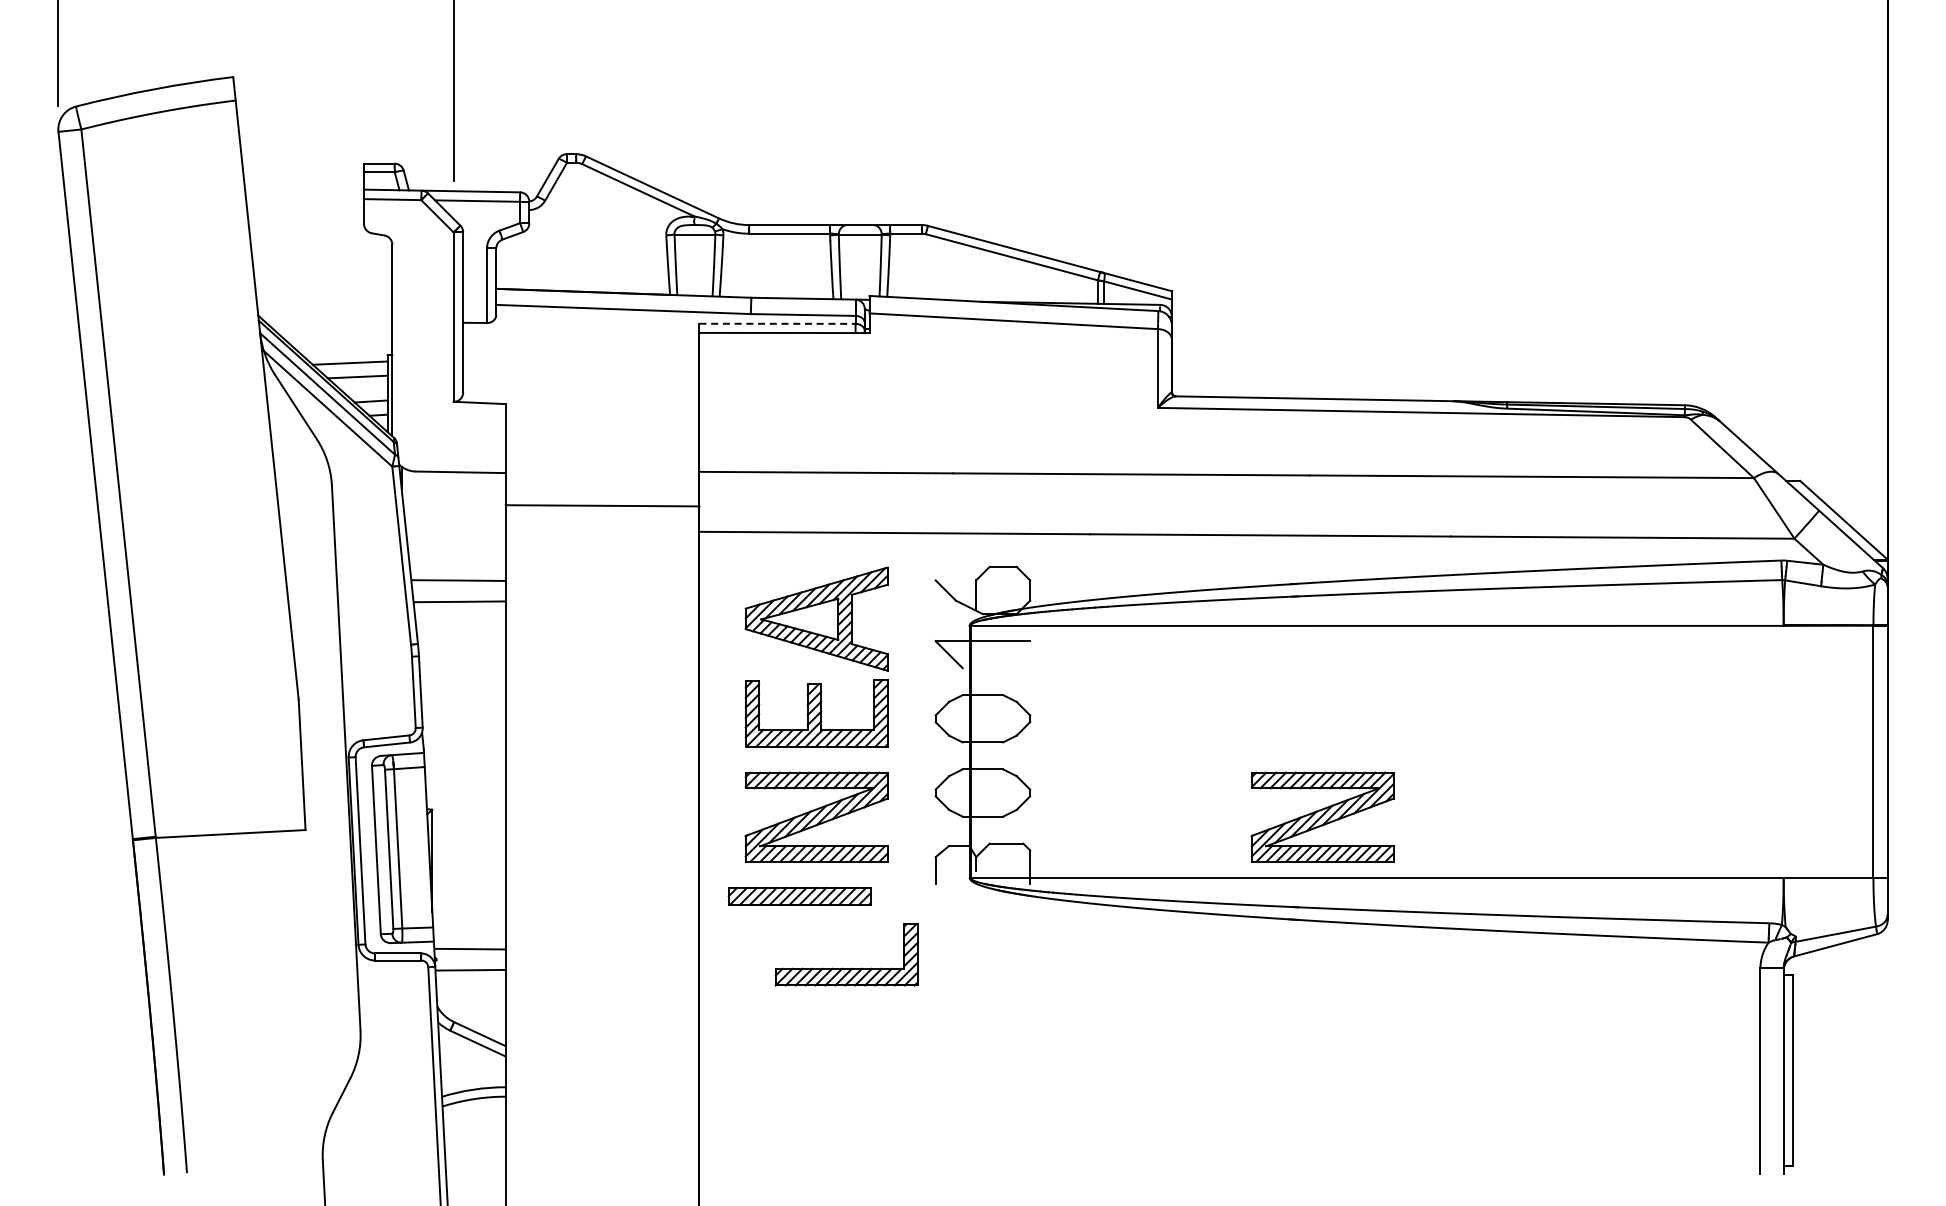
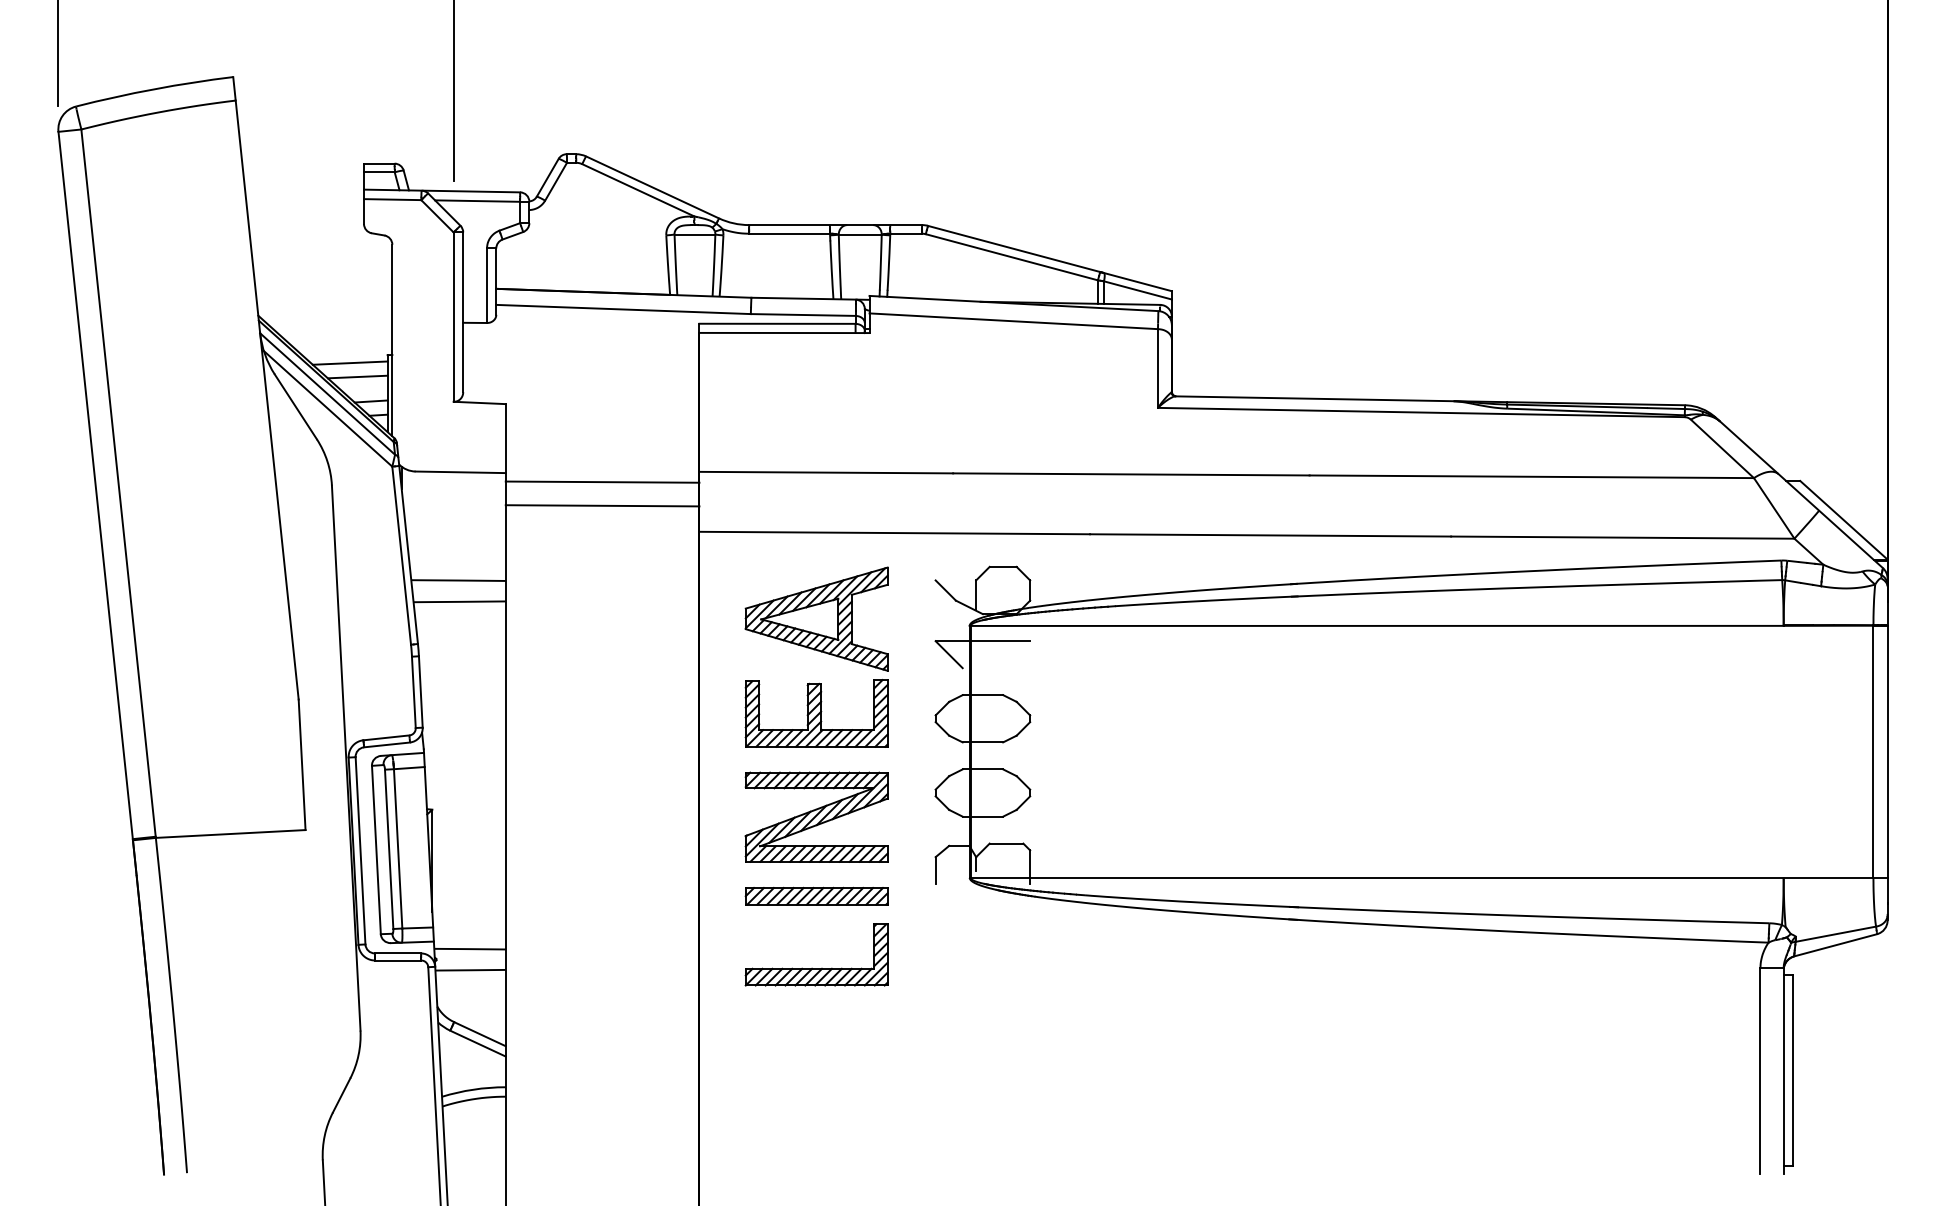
line: dashed -> solid (777, 323)
line: none -> present (602, 481)
part: present -> none (1322, 816)
part position: (799, 895) -> (816, 895) (816, 895)
part position: (842, 967) -> (812, 967) (812, 967)
